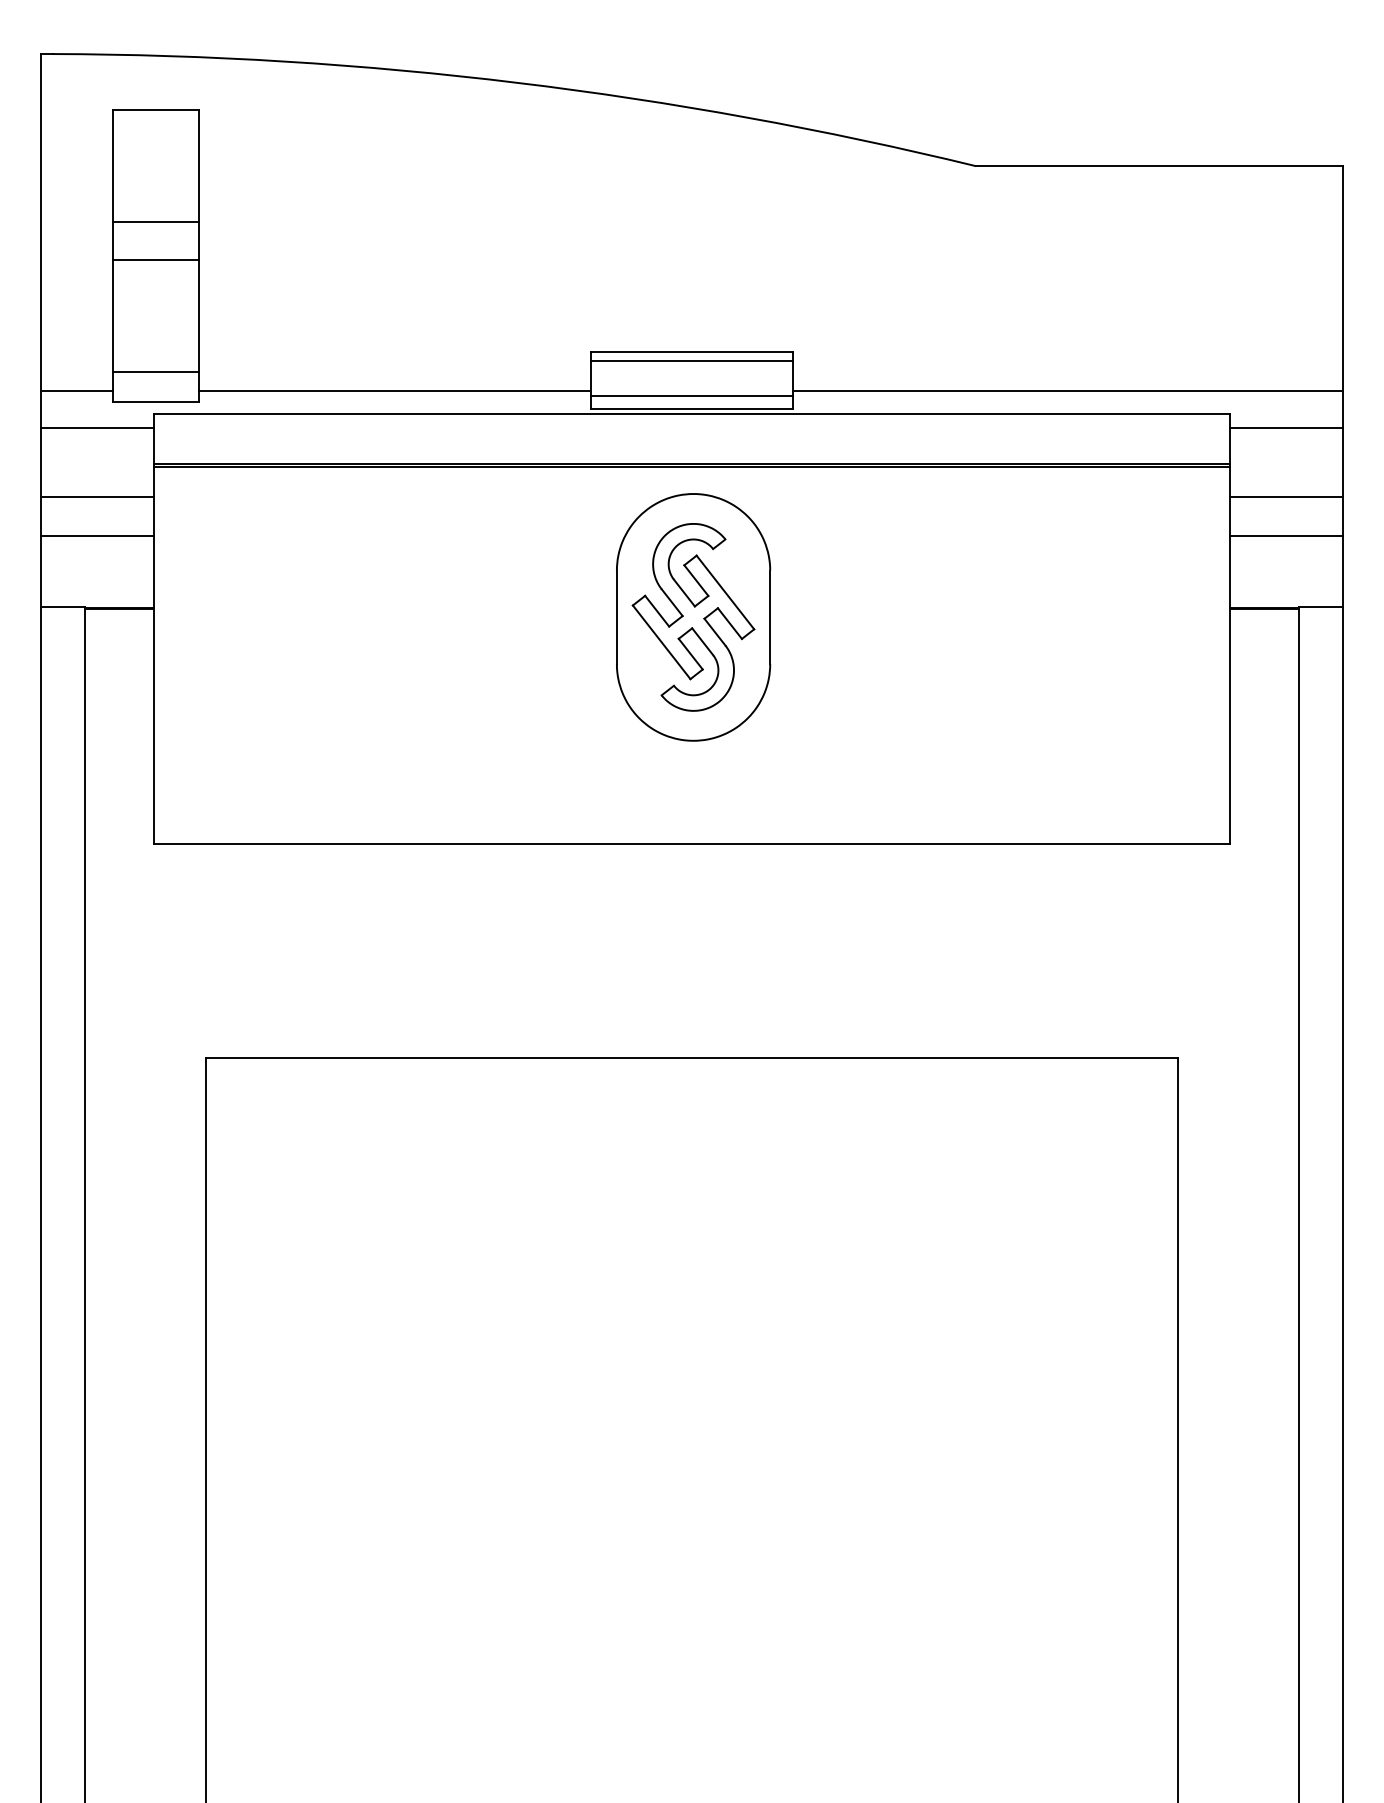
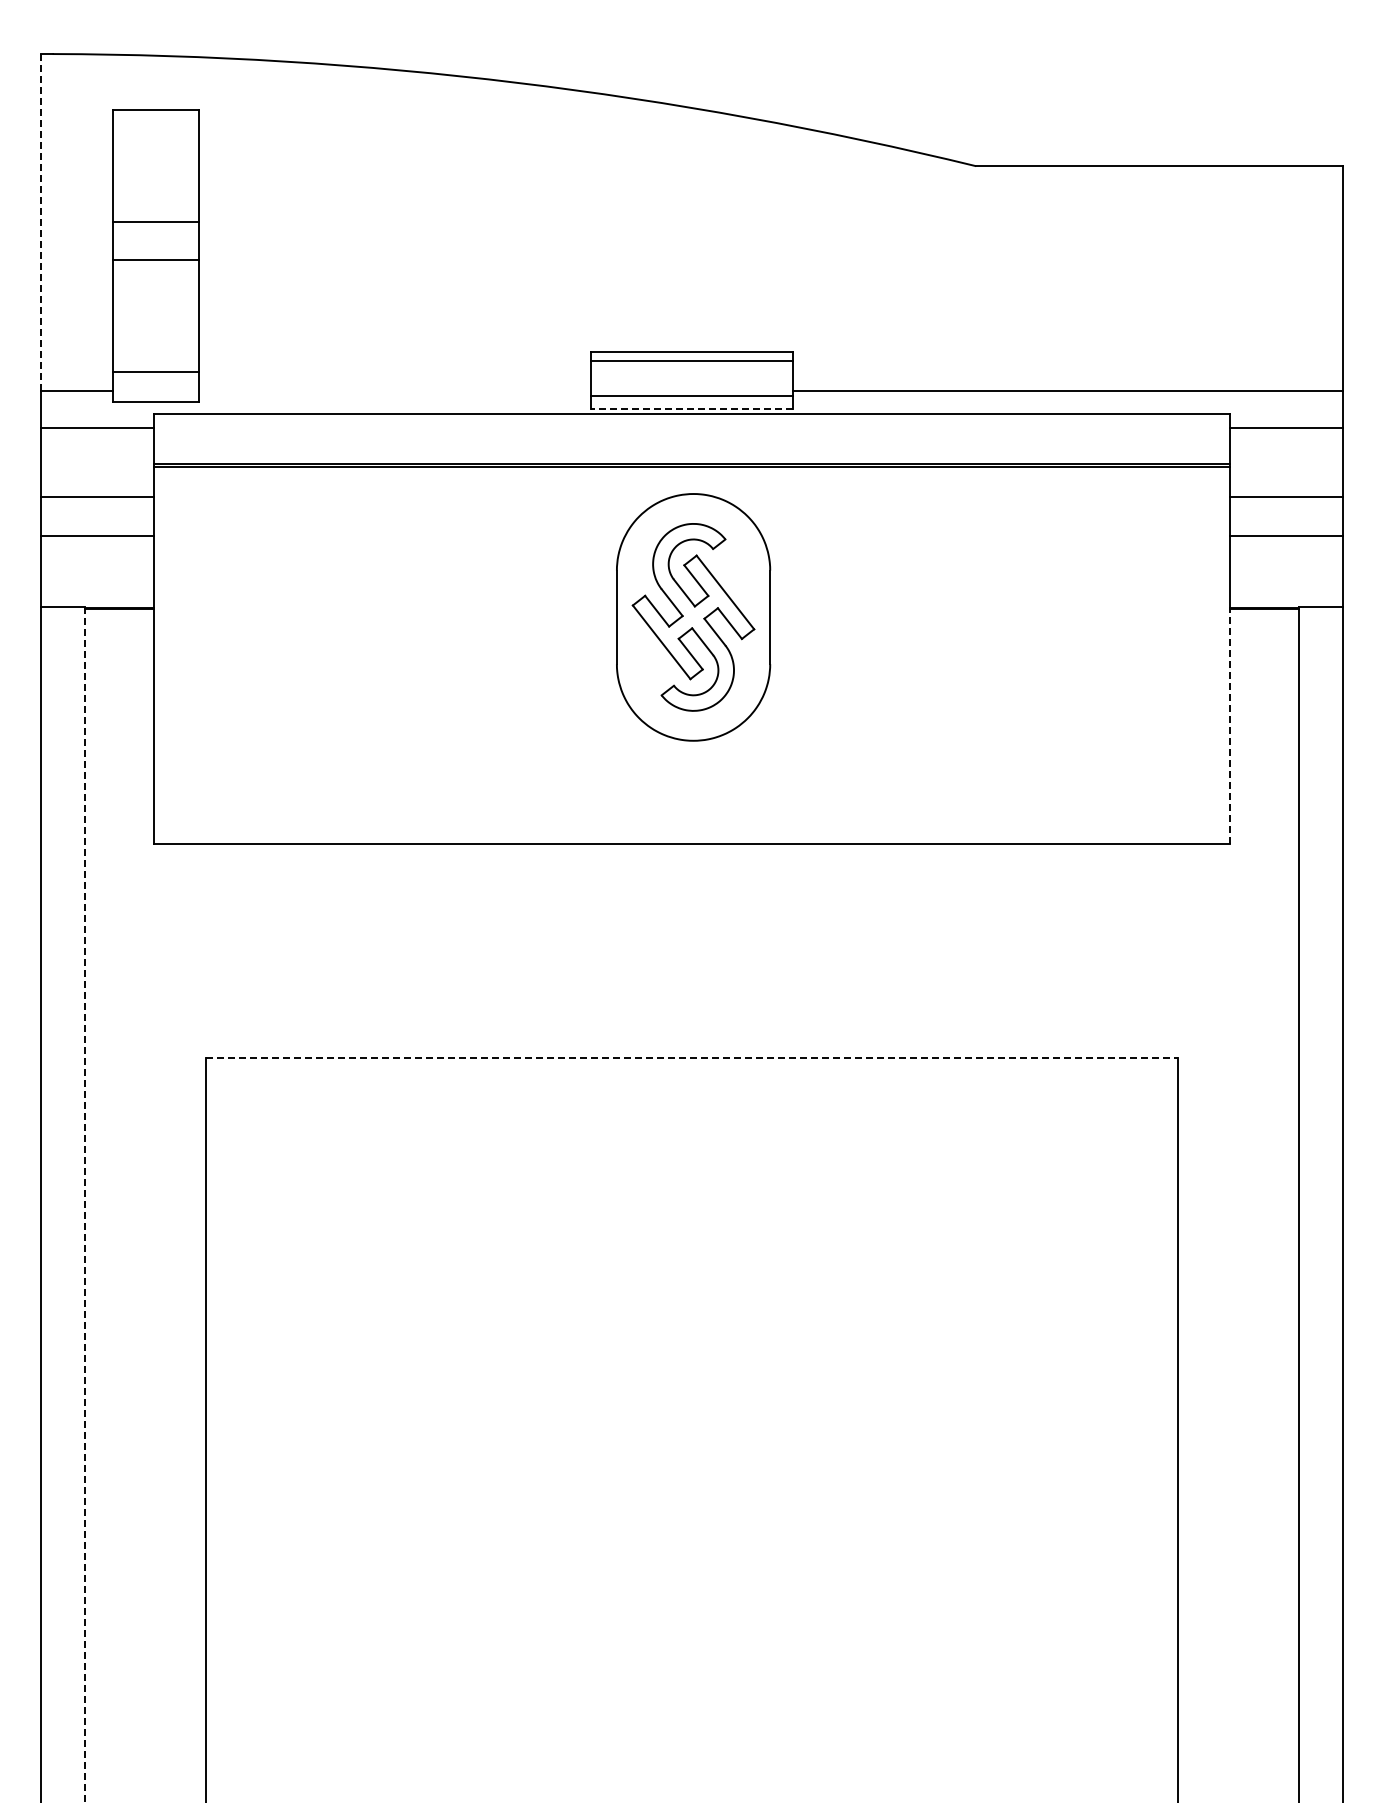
line: solid -> dashed (41, 221)
line: present -> none (395, 390)
line: solid -> dashed (691, 409)
line: solid -> dashed (1230, 726)
line: solid -> dashed (692, 1058)
line: solid -> dashed (85, 1204)
